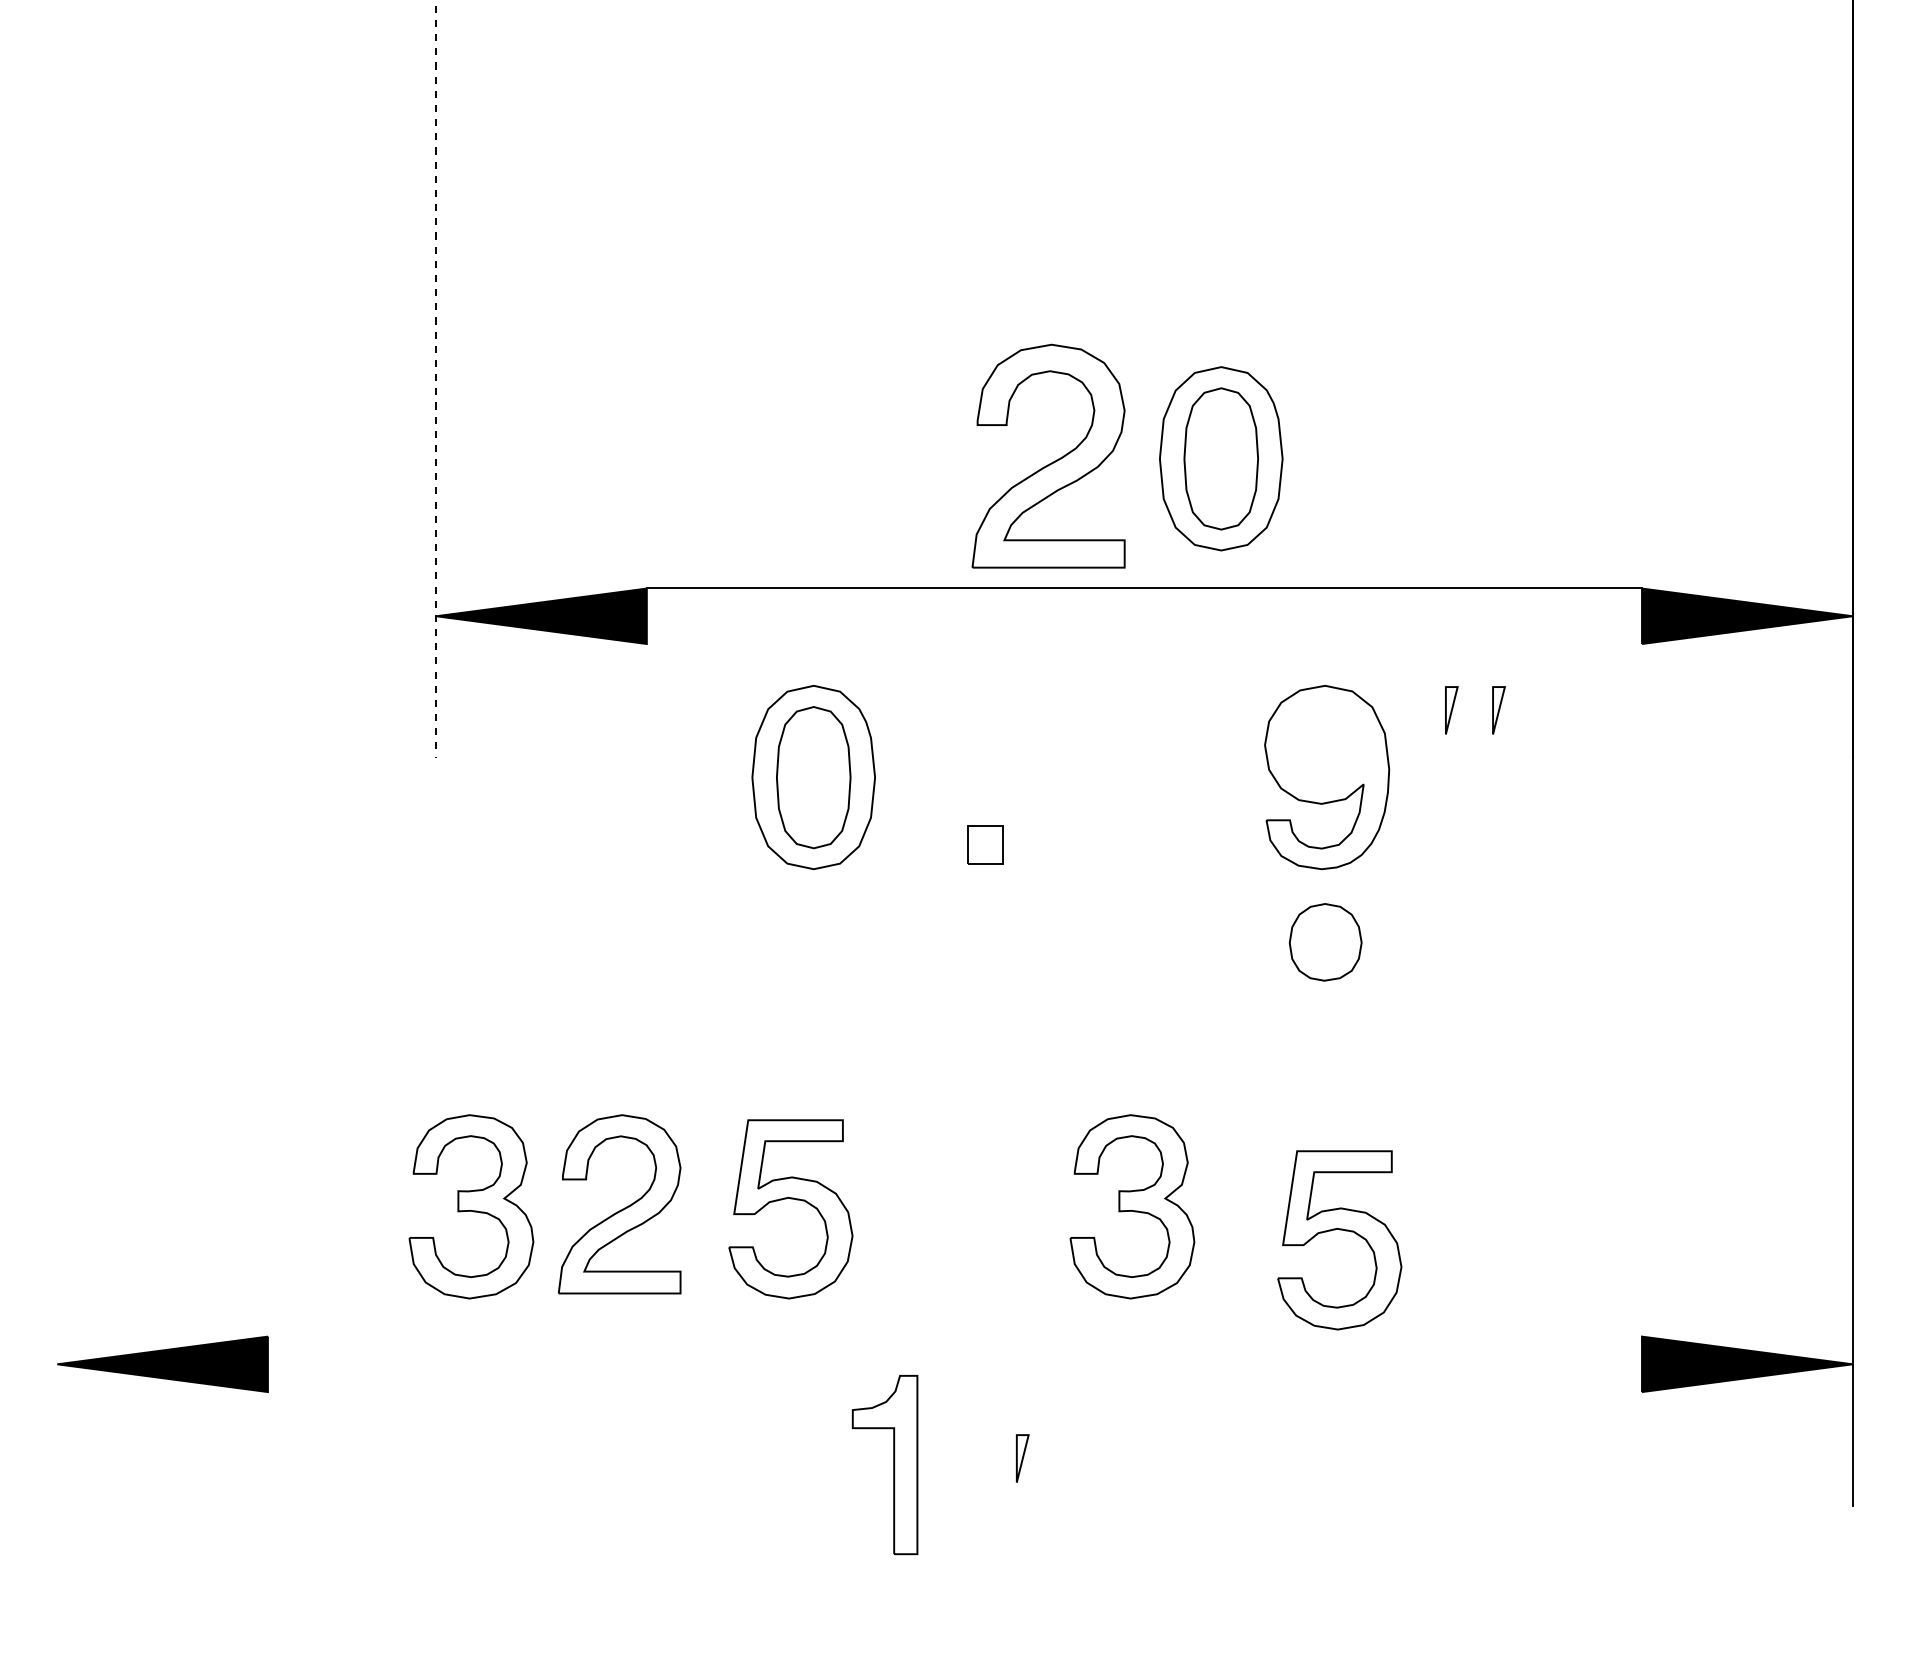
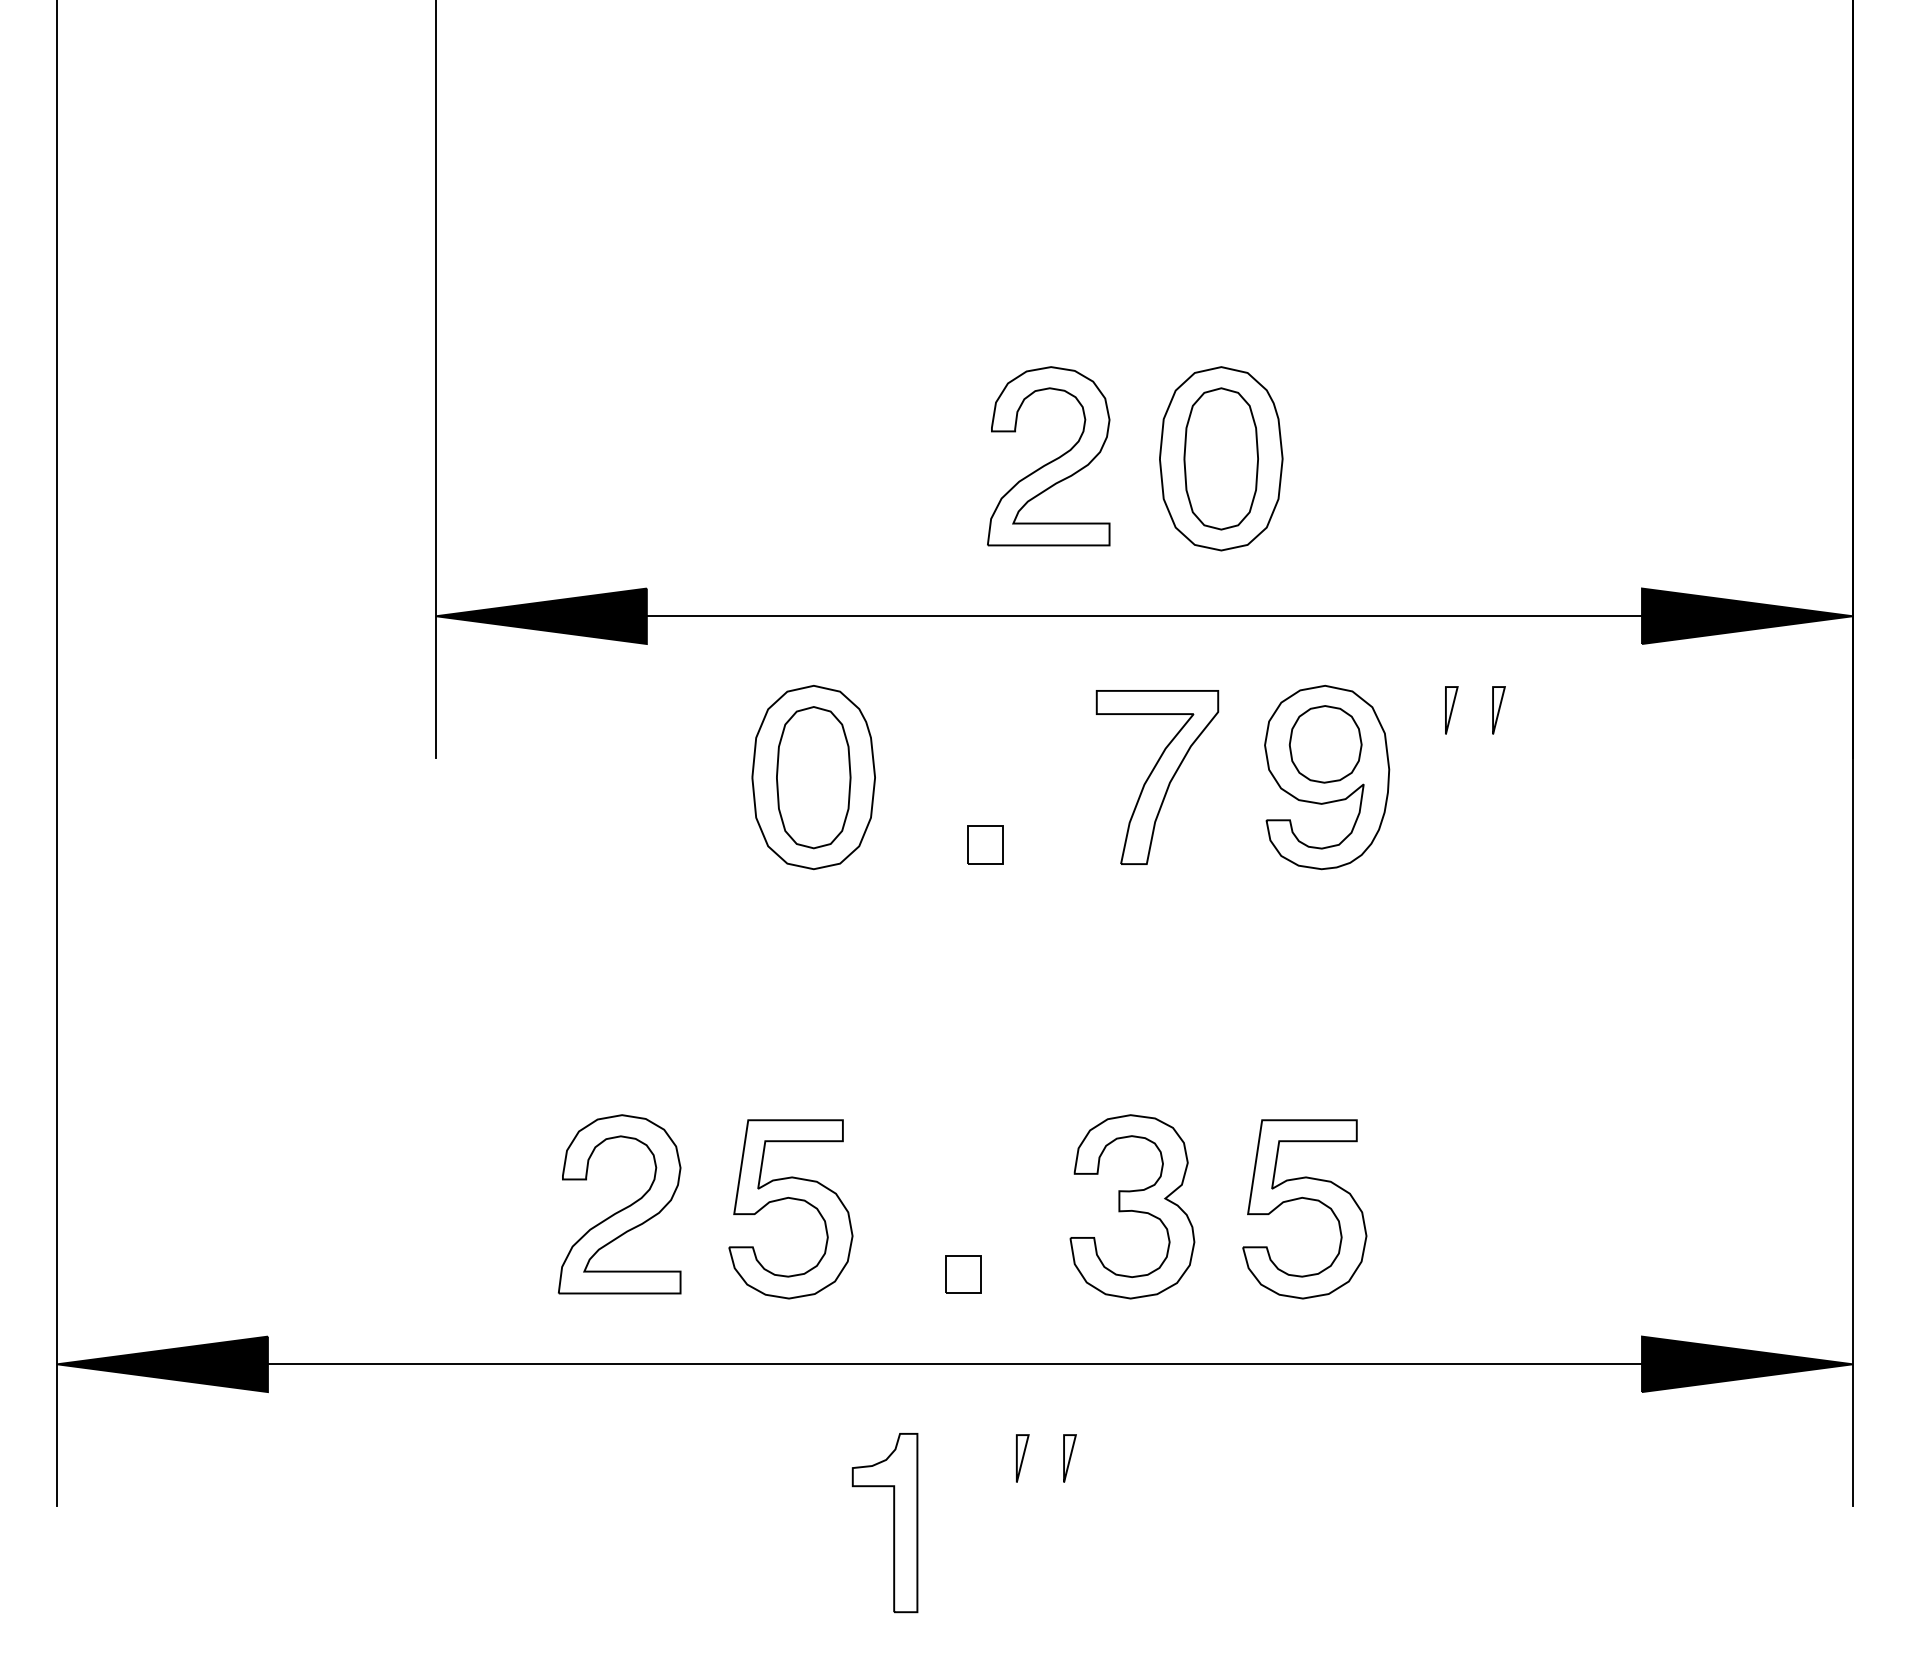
line: dashed -> solid (436, 379)
part size: 155x226 px -> 124x181 px (1048, 456)
line position: (1144, 588) -> (1144, 616) (1144, 616)
line: none -> present (57, 753)
part: none -> present (1157, 777)
part position: (1325, 942) -> (1325, 744) (1325, 744)
part: present -> none (471, 1206)
part position: (1339, 1230) -> (1304, 1199) (1304, 1199)
part: none -> present (963, 1274)
line: none -> present (954, 1364)
part: none -> present (1069, 1458)
part position: (893, 1465) -> (893, 1523) (893, 1523)
